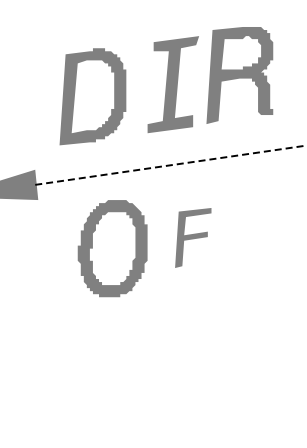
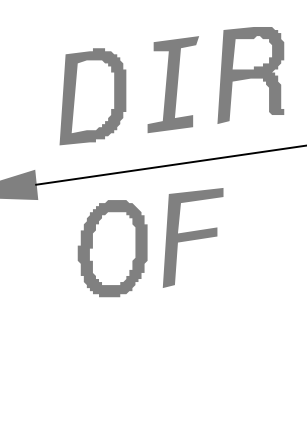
part position: (239, 75) -> (250, 75) (250, 75)
line: dashed -> solid (170, 165)
part size: 37x60 px -> 61x100 px (193, 237)
